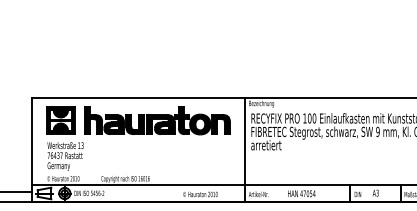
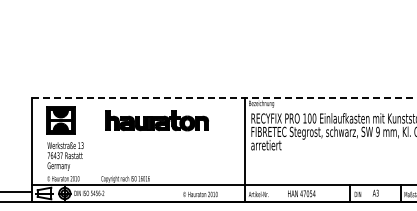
line: solid -> dashed (224, 98)
part size: 147x30 px -> 104x22 px (156, 120)
